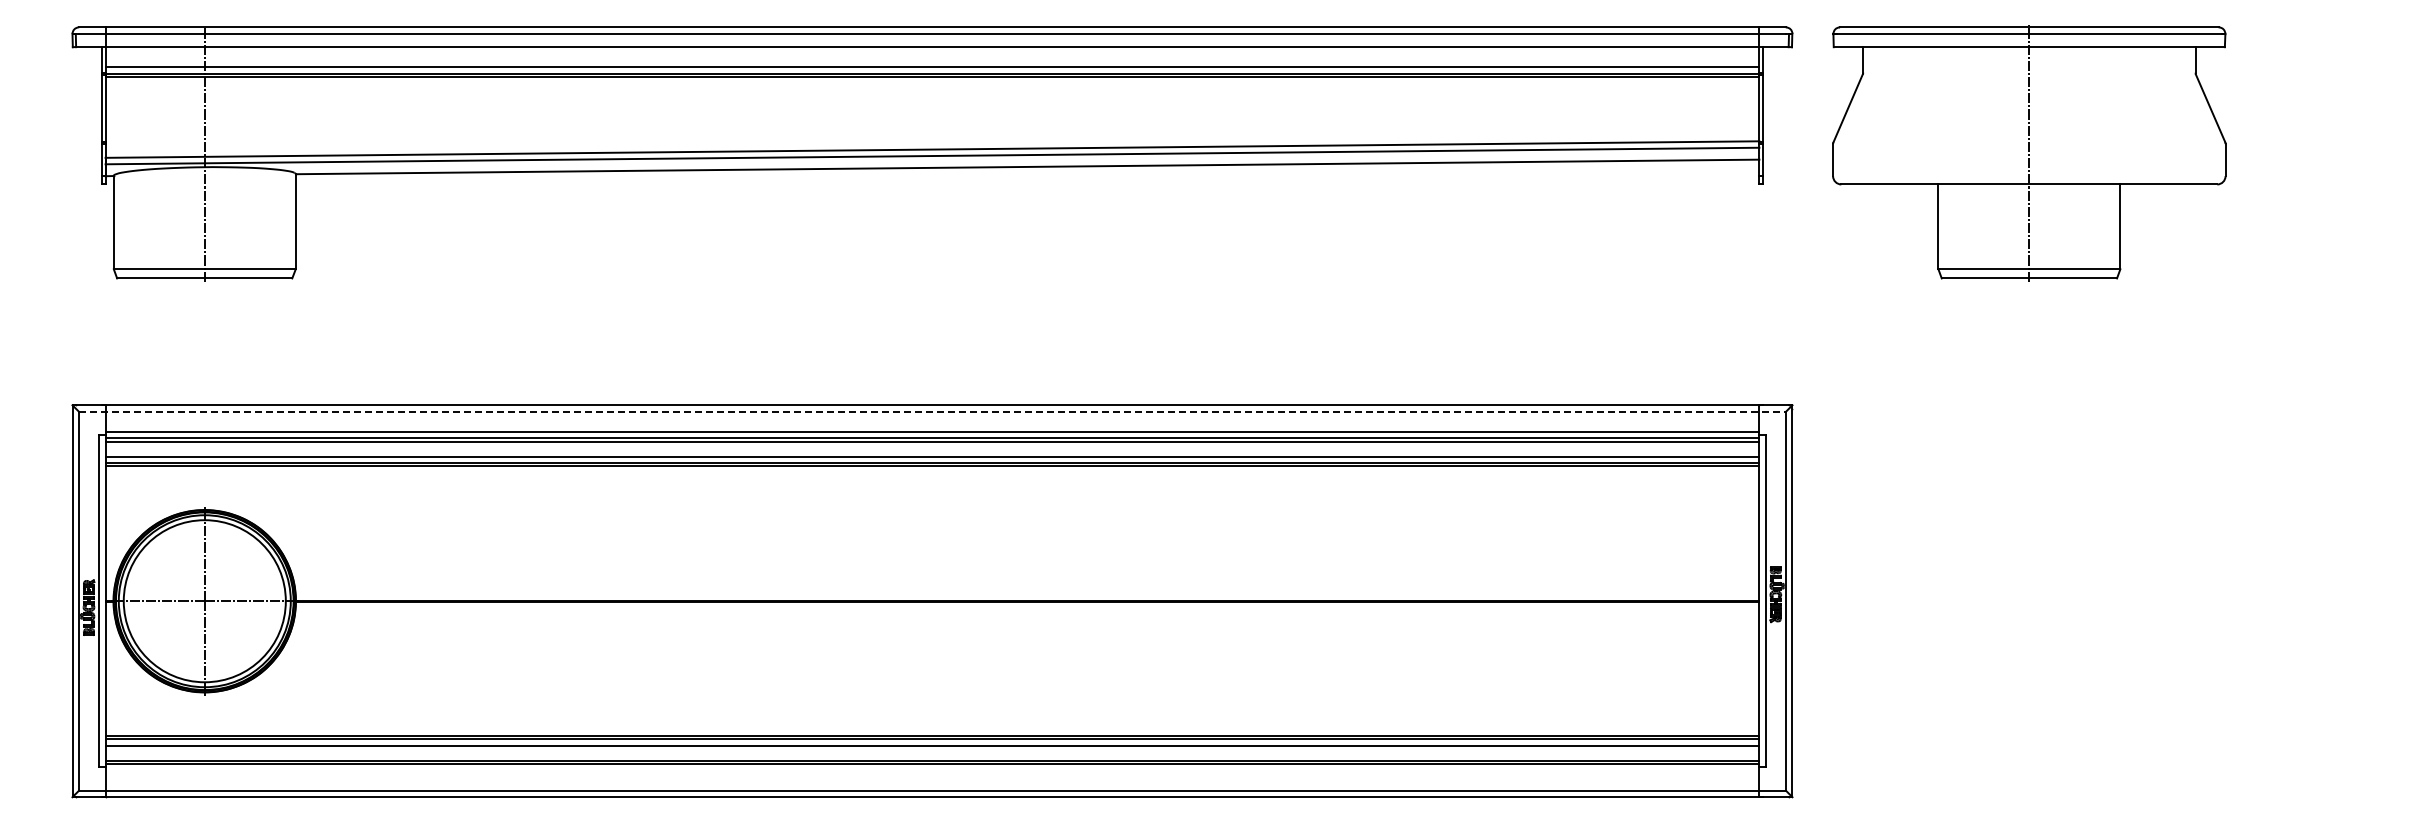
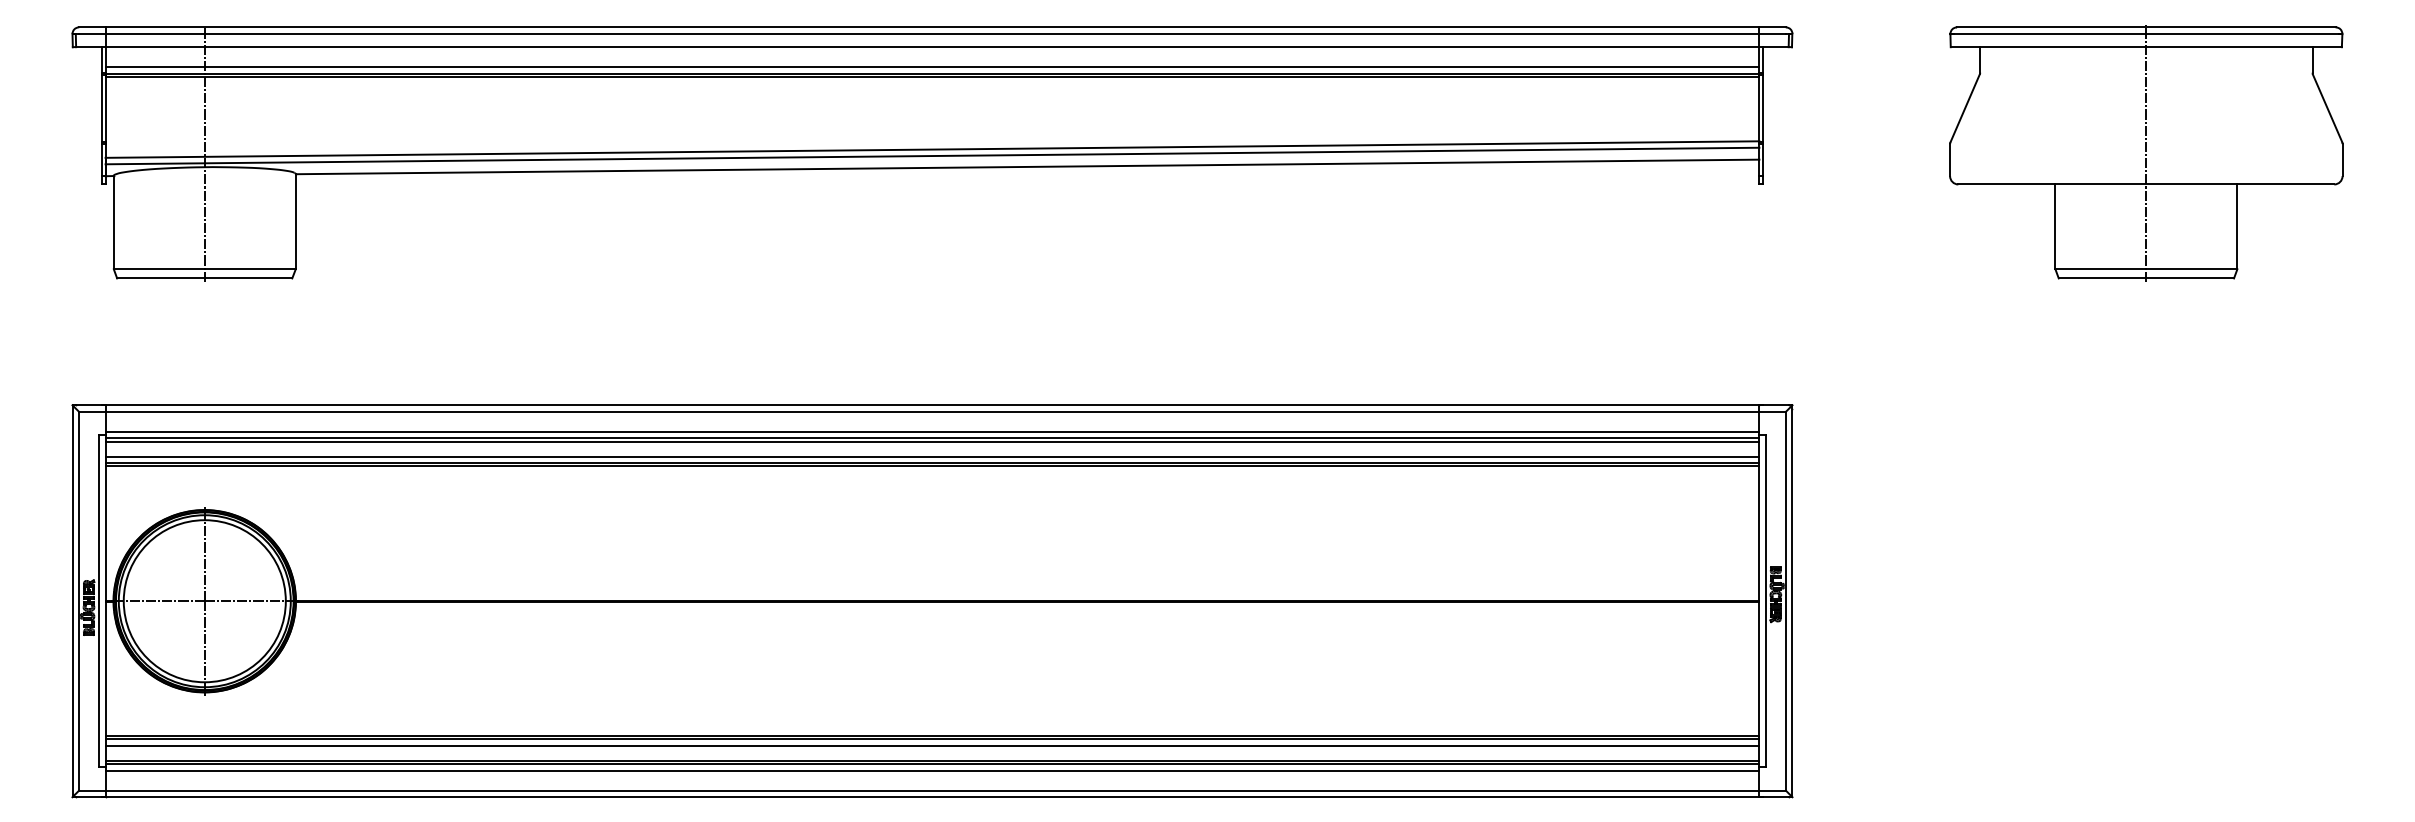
part position: (2029, 153) -> (2146, 153) (2146, 153)
line: dashed -> solid (932, 411)
line: none -> present (932, 770)
